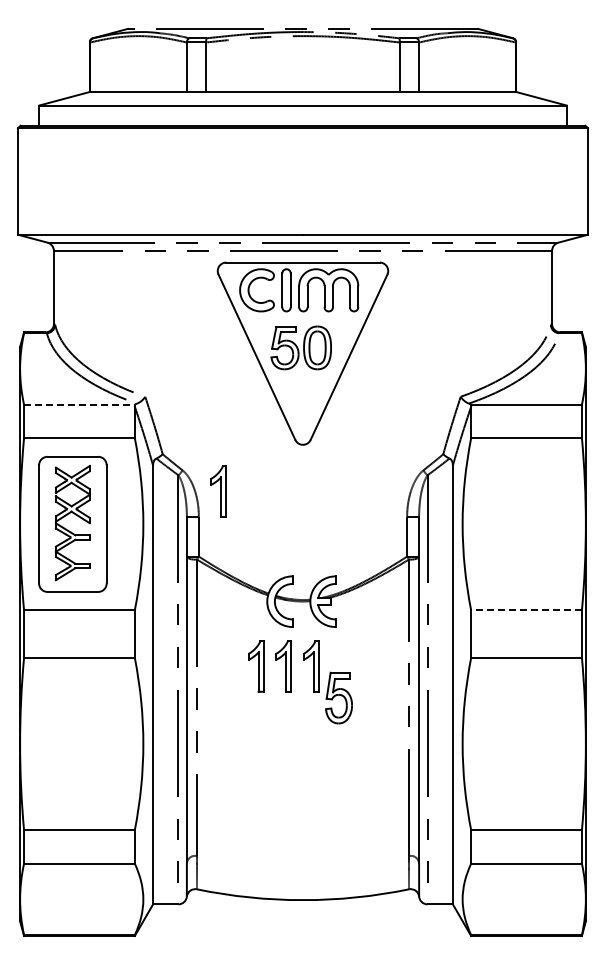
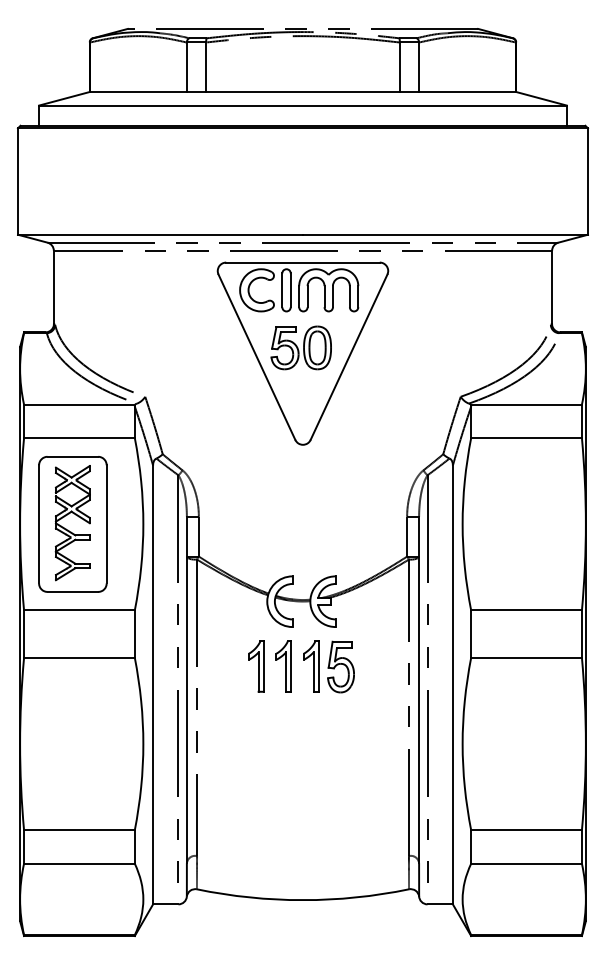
line: dashed -> solid (79, 404)
part: present -> none (218, 491)
line: dashed -> solid (526, 610)
part position: (338, 697) -> (340, 666) (340, 666)
